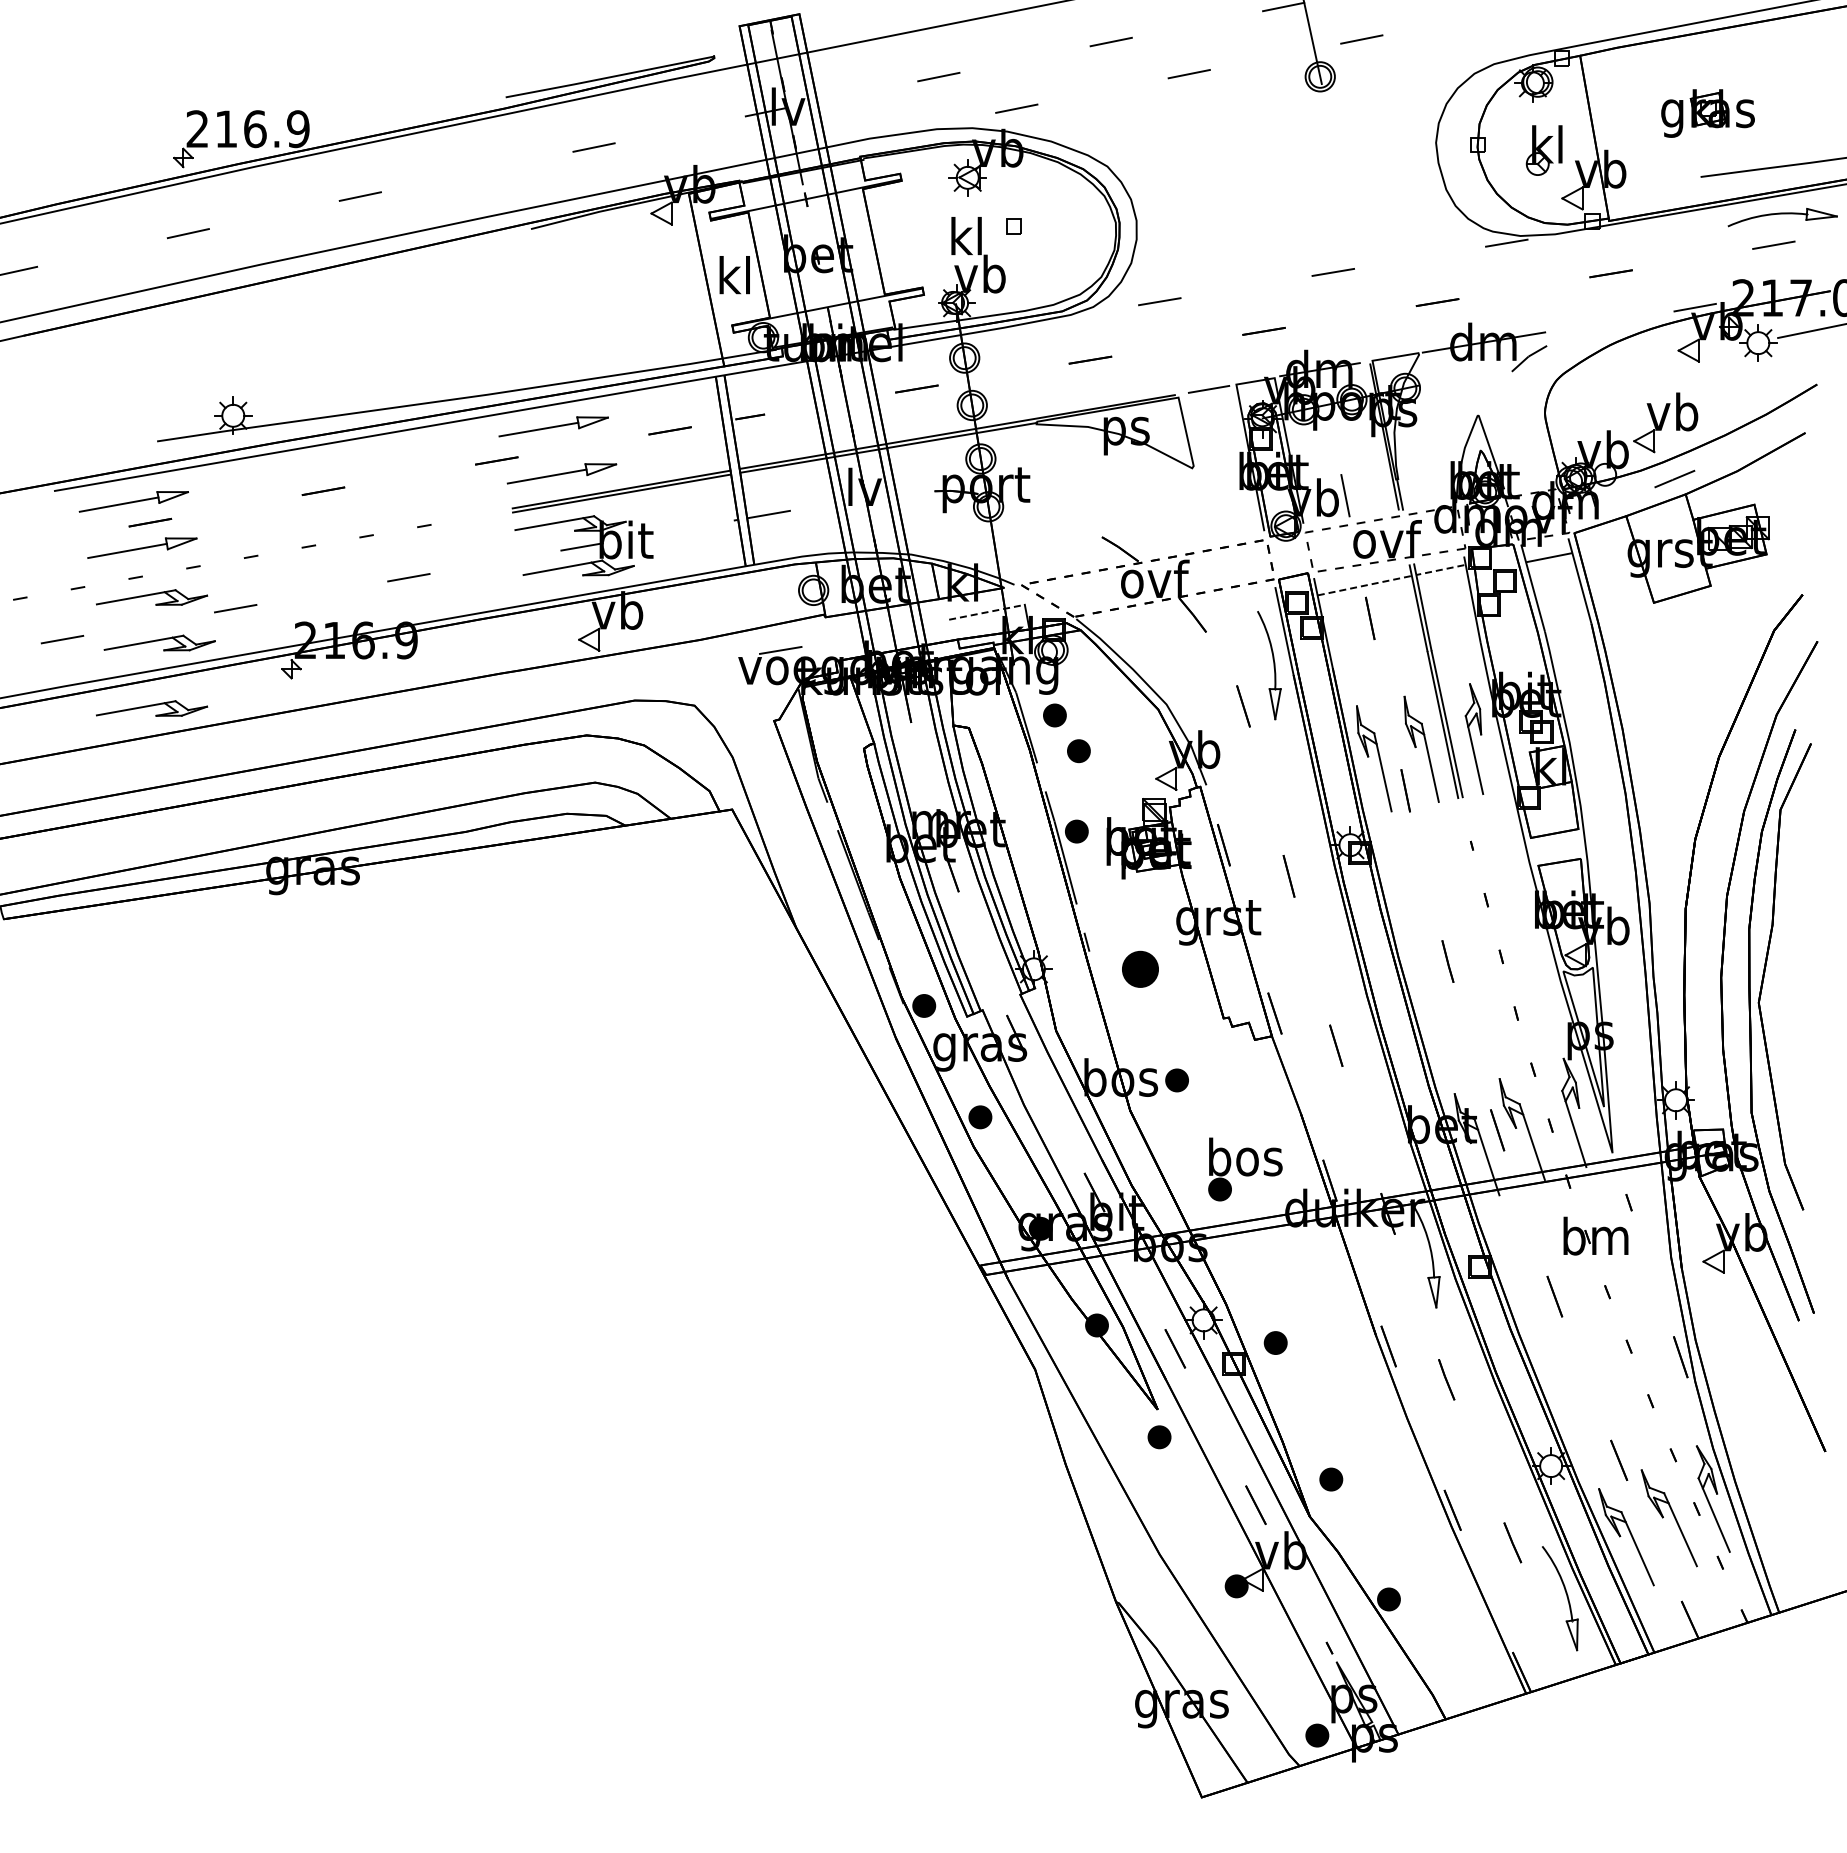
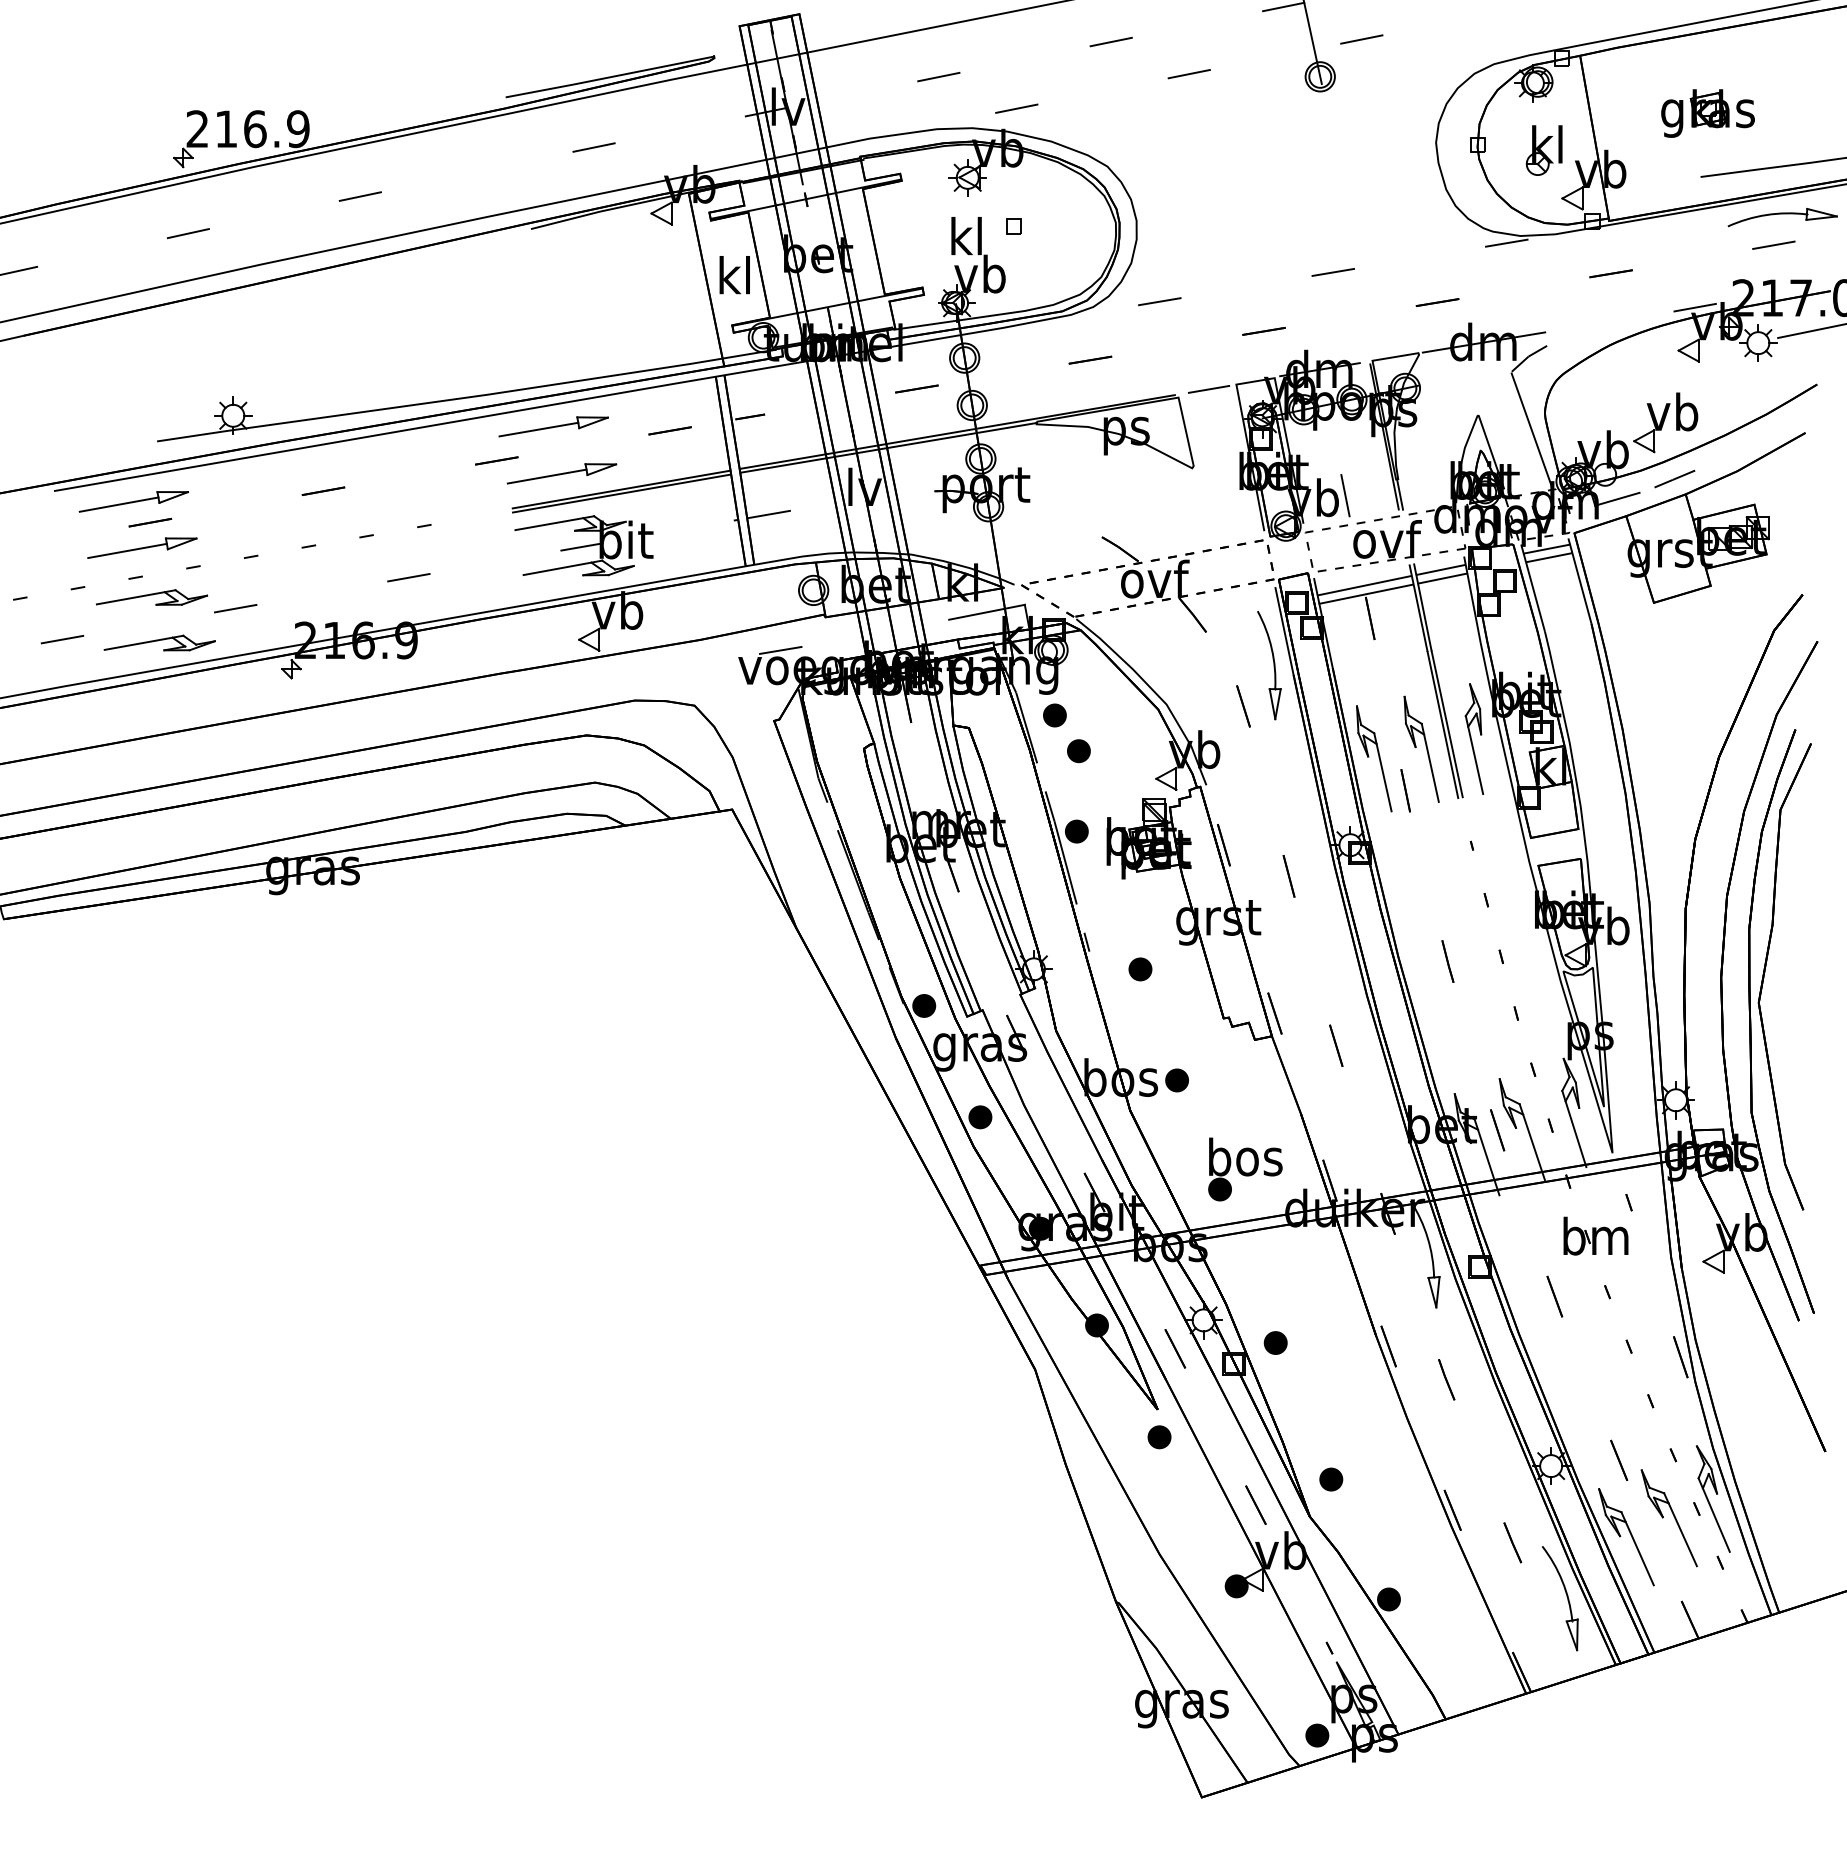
line: none -> present (1531, 429)
line: none -> present (1617, 498)
line: none -> present (1546, 548)
line: dashed -> solid (1440, 570)
line: none -> present (1442, 578)
line: dashed -> solid (1363, 585)
line: none -> present (1365, 593)
line: dashed -> solid (987, 612)
part: present -> none (152, 708)
part size: 37x38 px -> 25x25 px (1140, 969)
